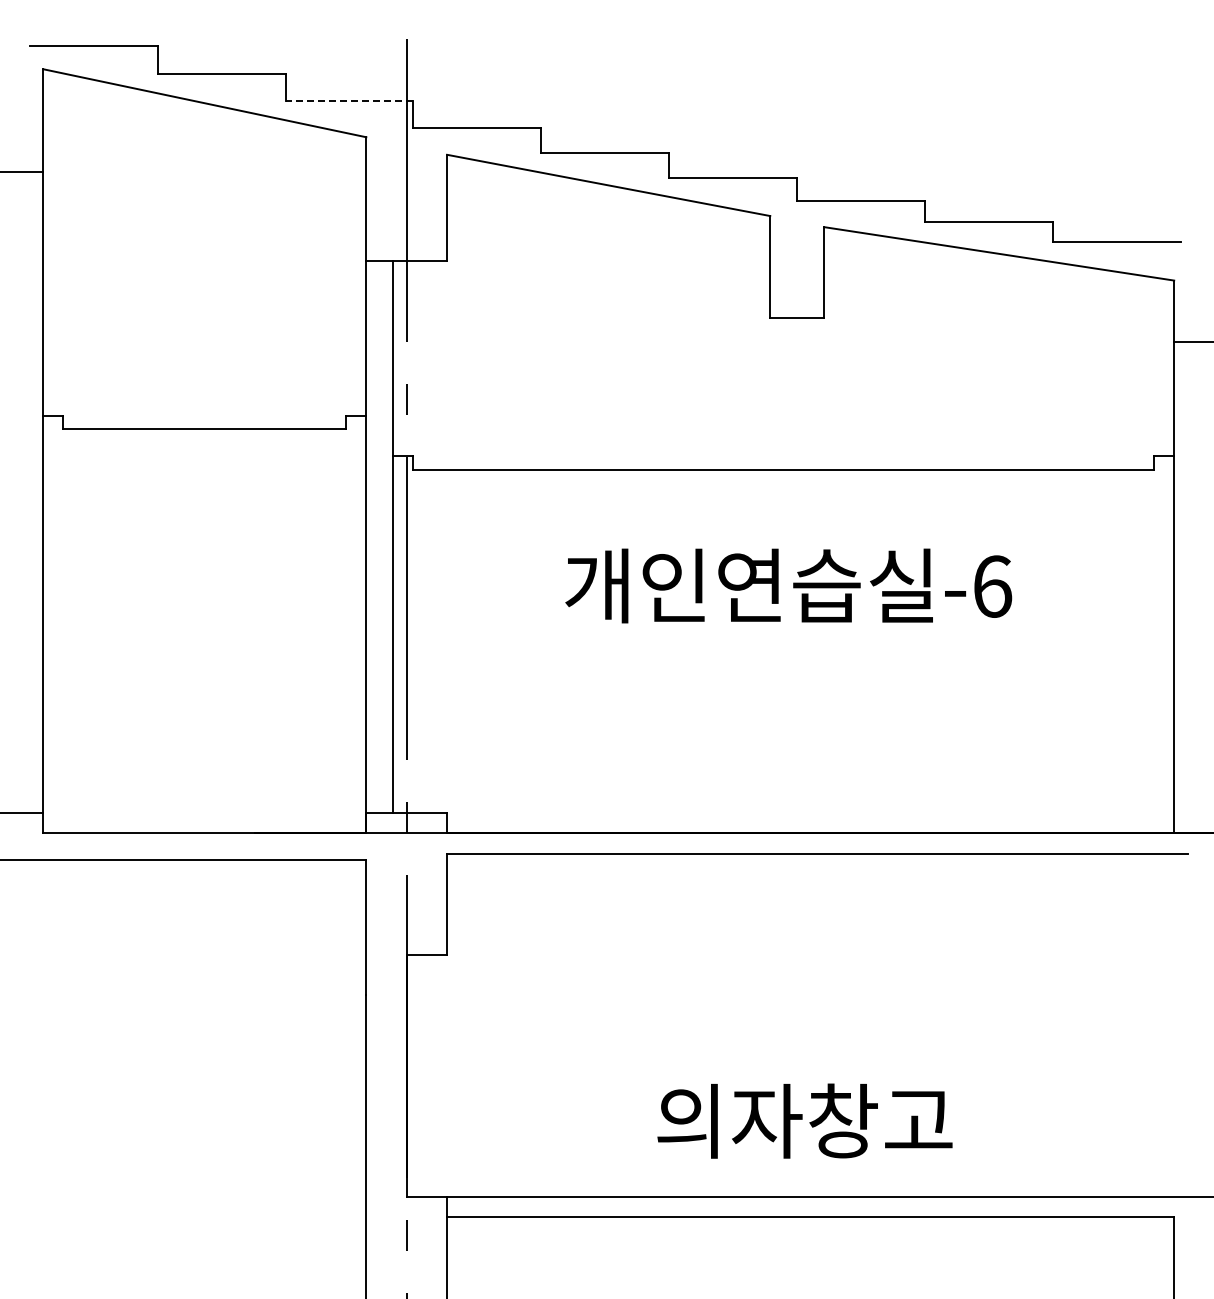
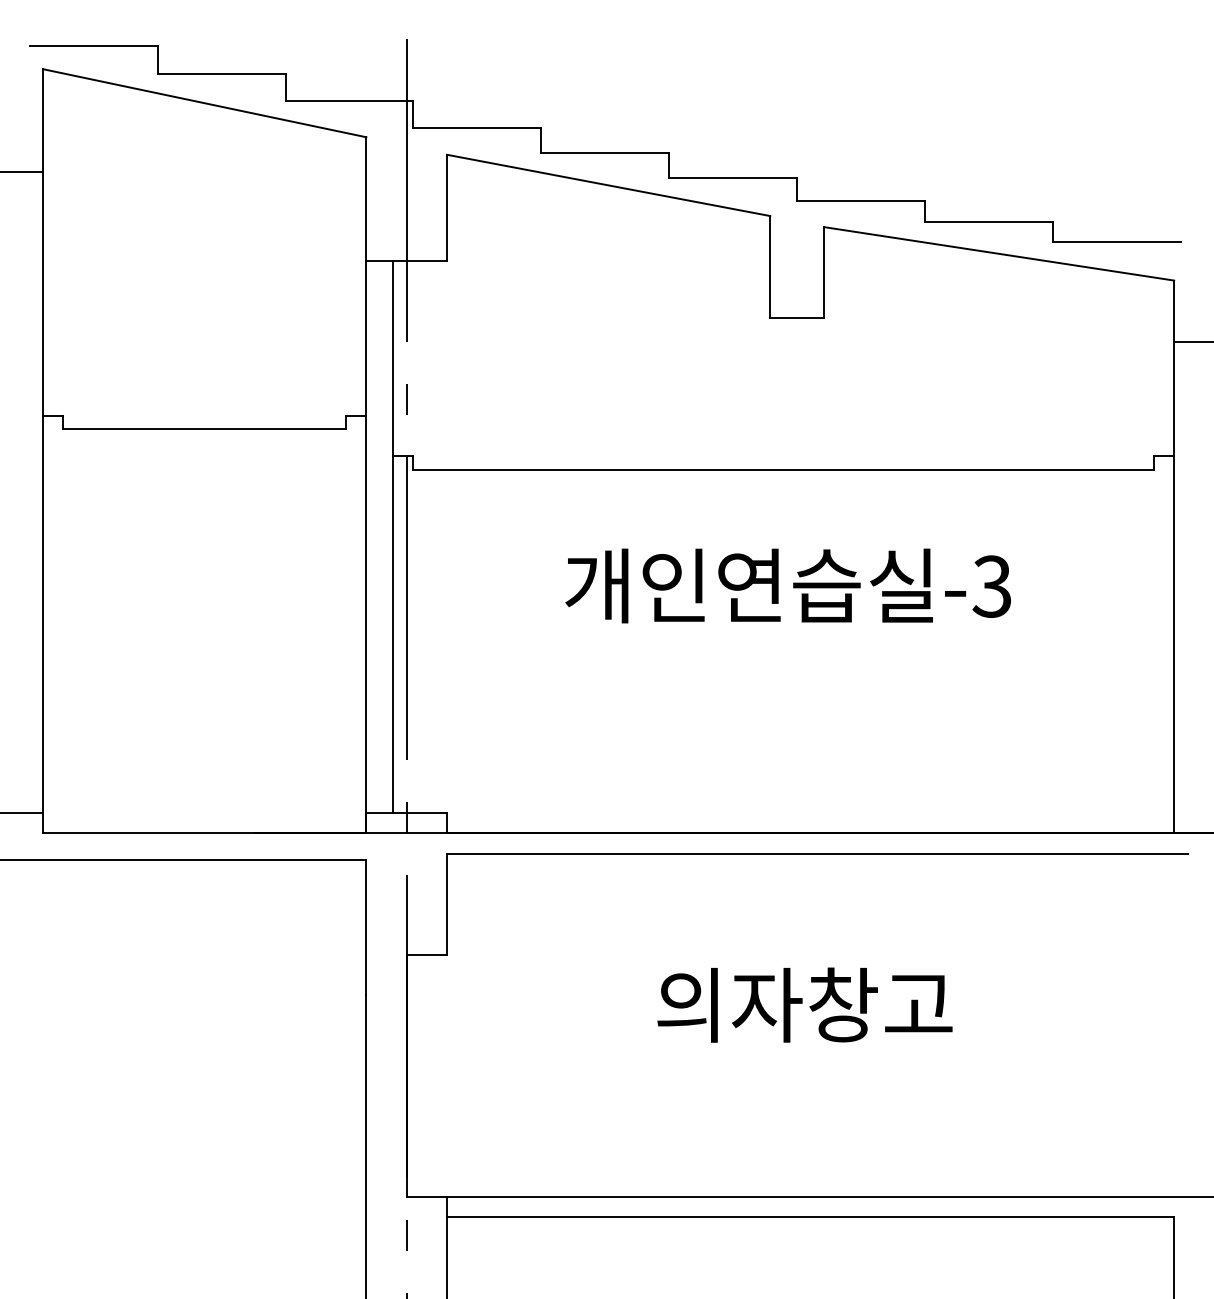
line: dashed -> solid (349, 100)
text: -6 -> -3 (992, 586)
text position: (804, 1120) -> (804, 1004) (804, 1004)
